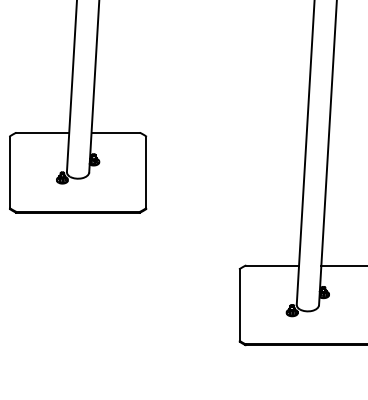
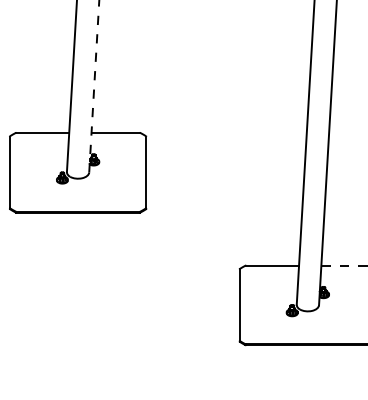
line: solid -> dashed (94, 86)
line: solid -> dashed (344, 265)
